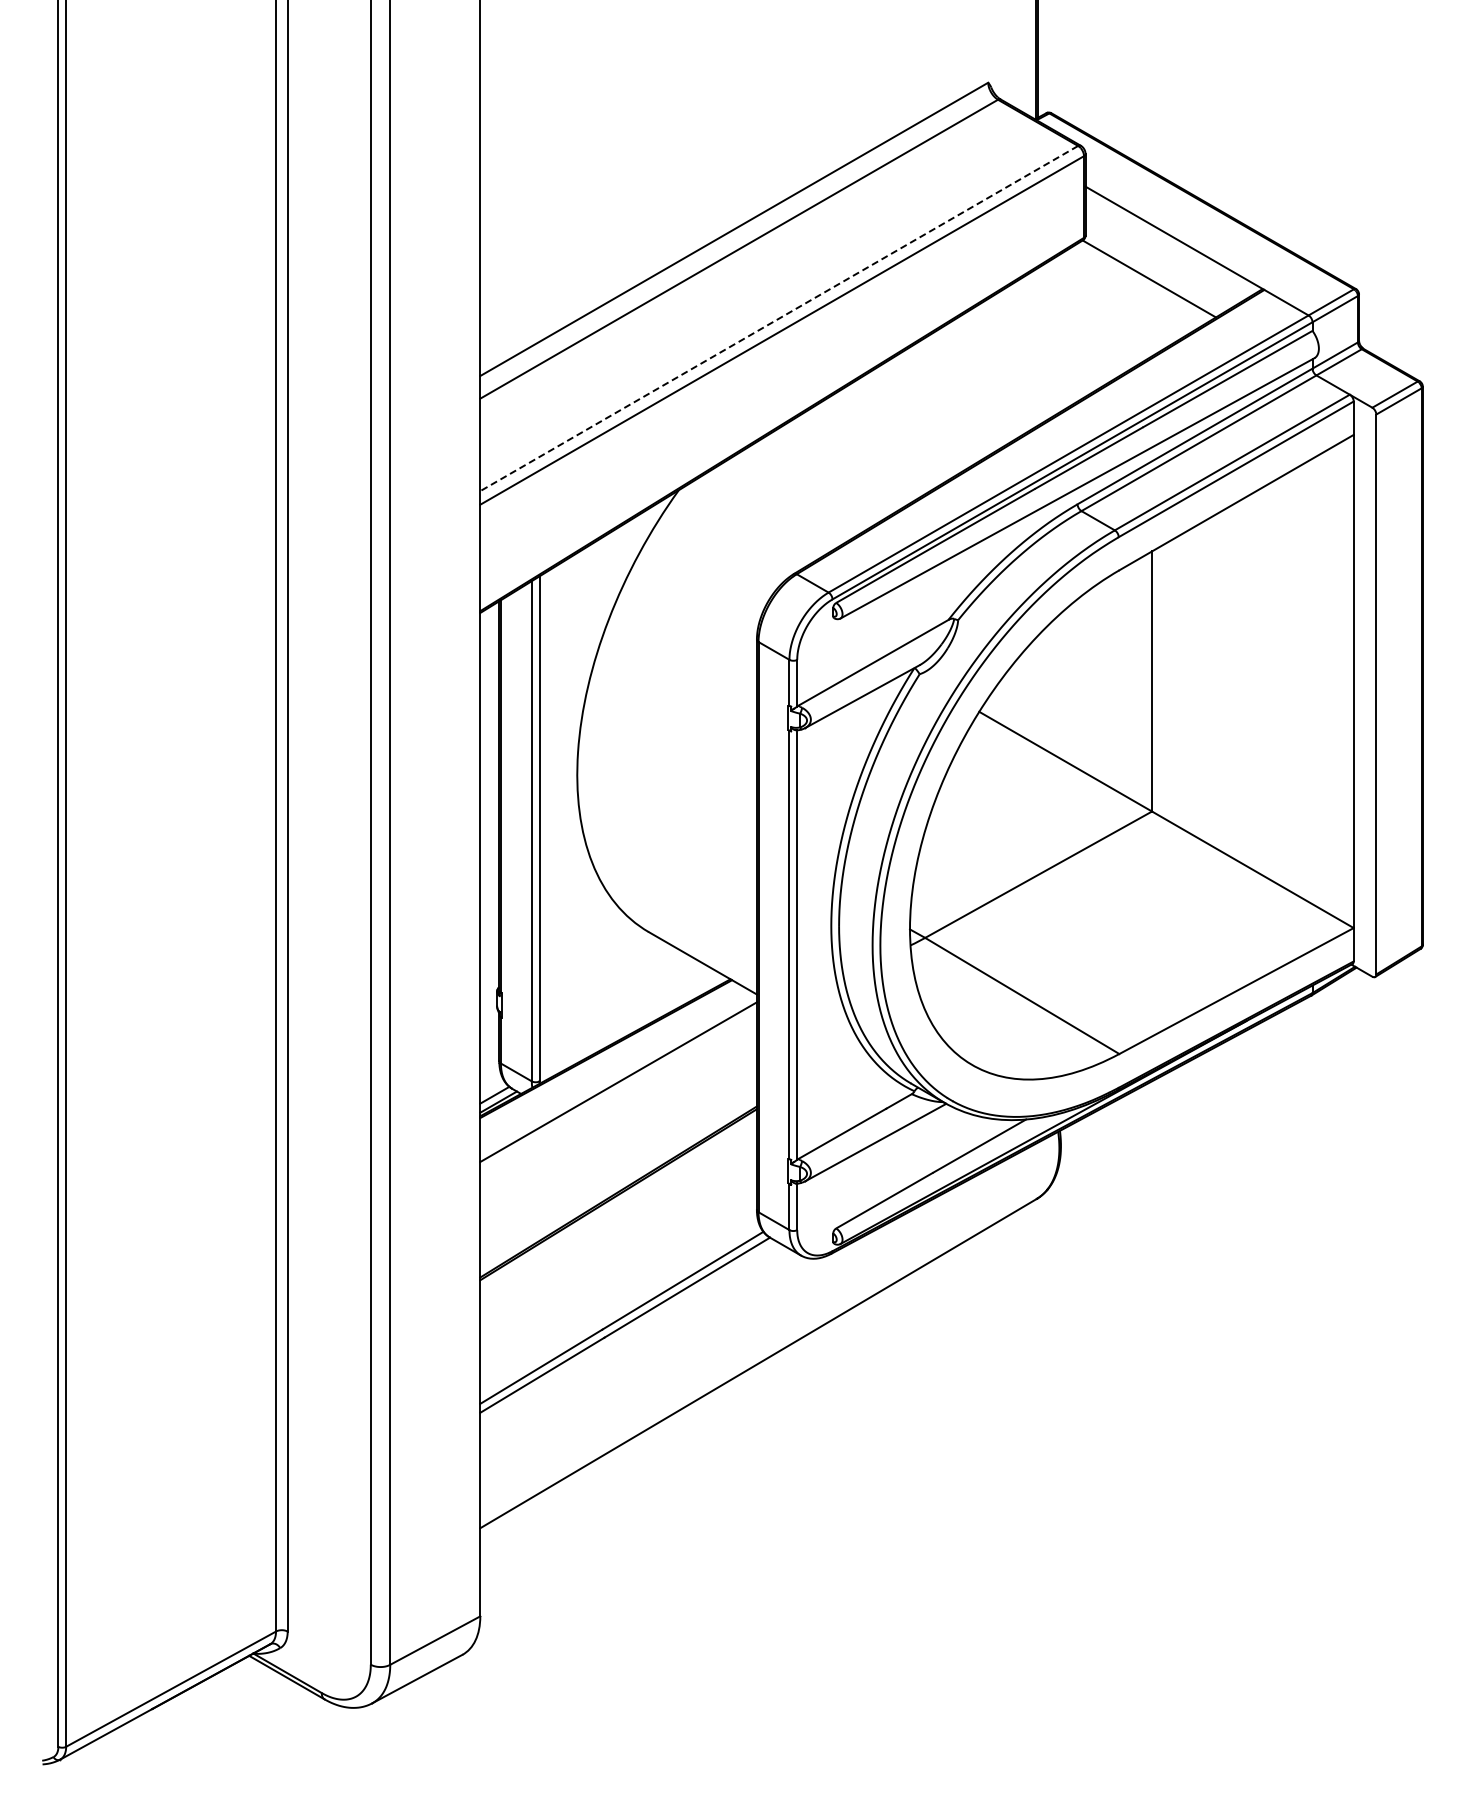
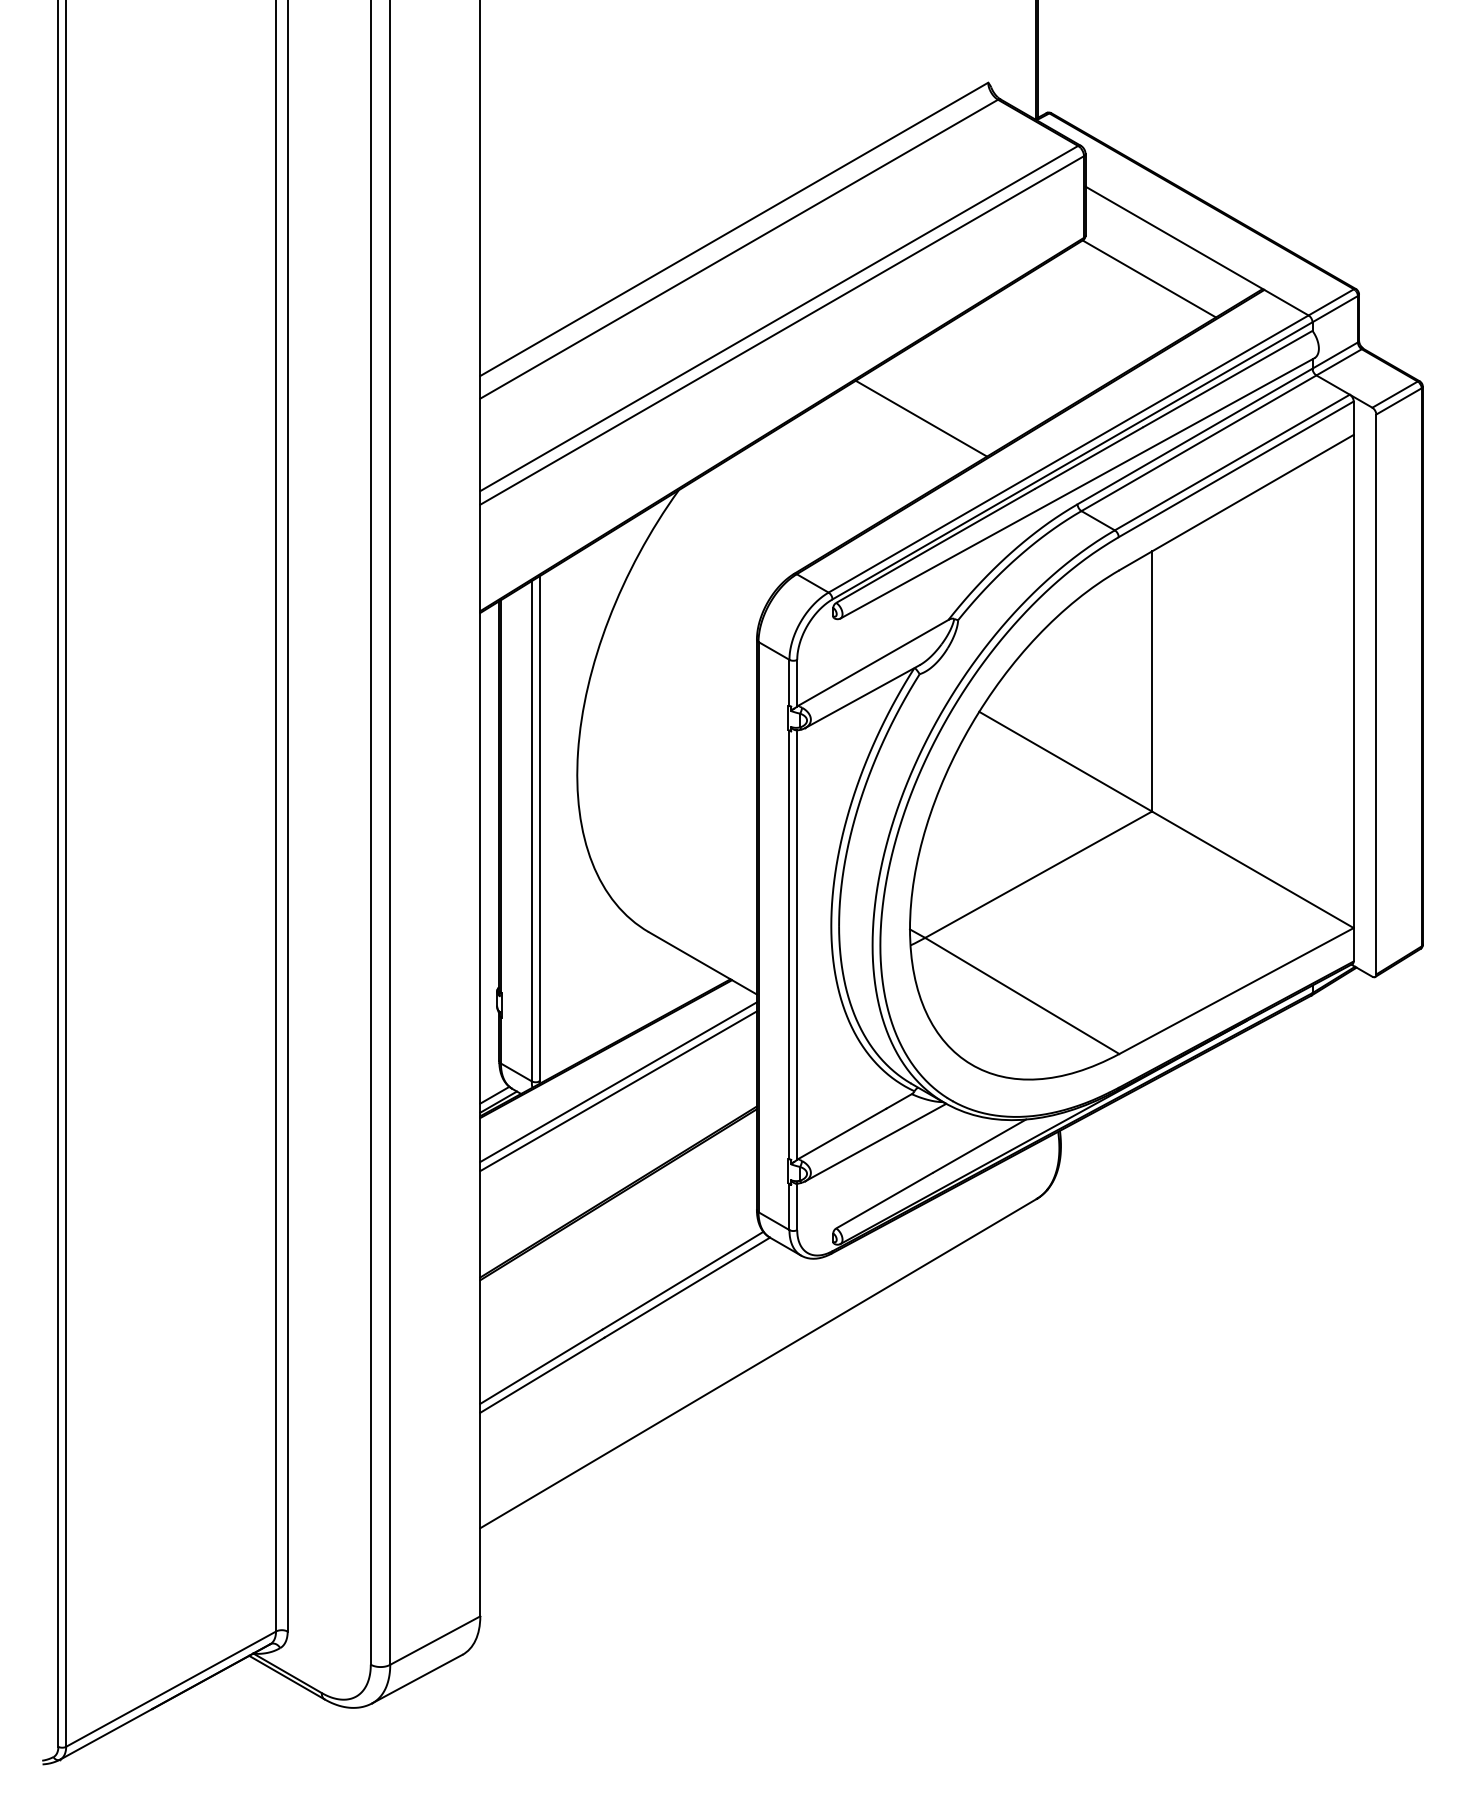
line: dashed -> solid (778, 318)
line: none -> present (921, 418)
line: none -> present (618, 1091)
